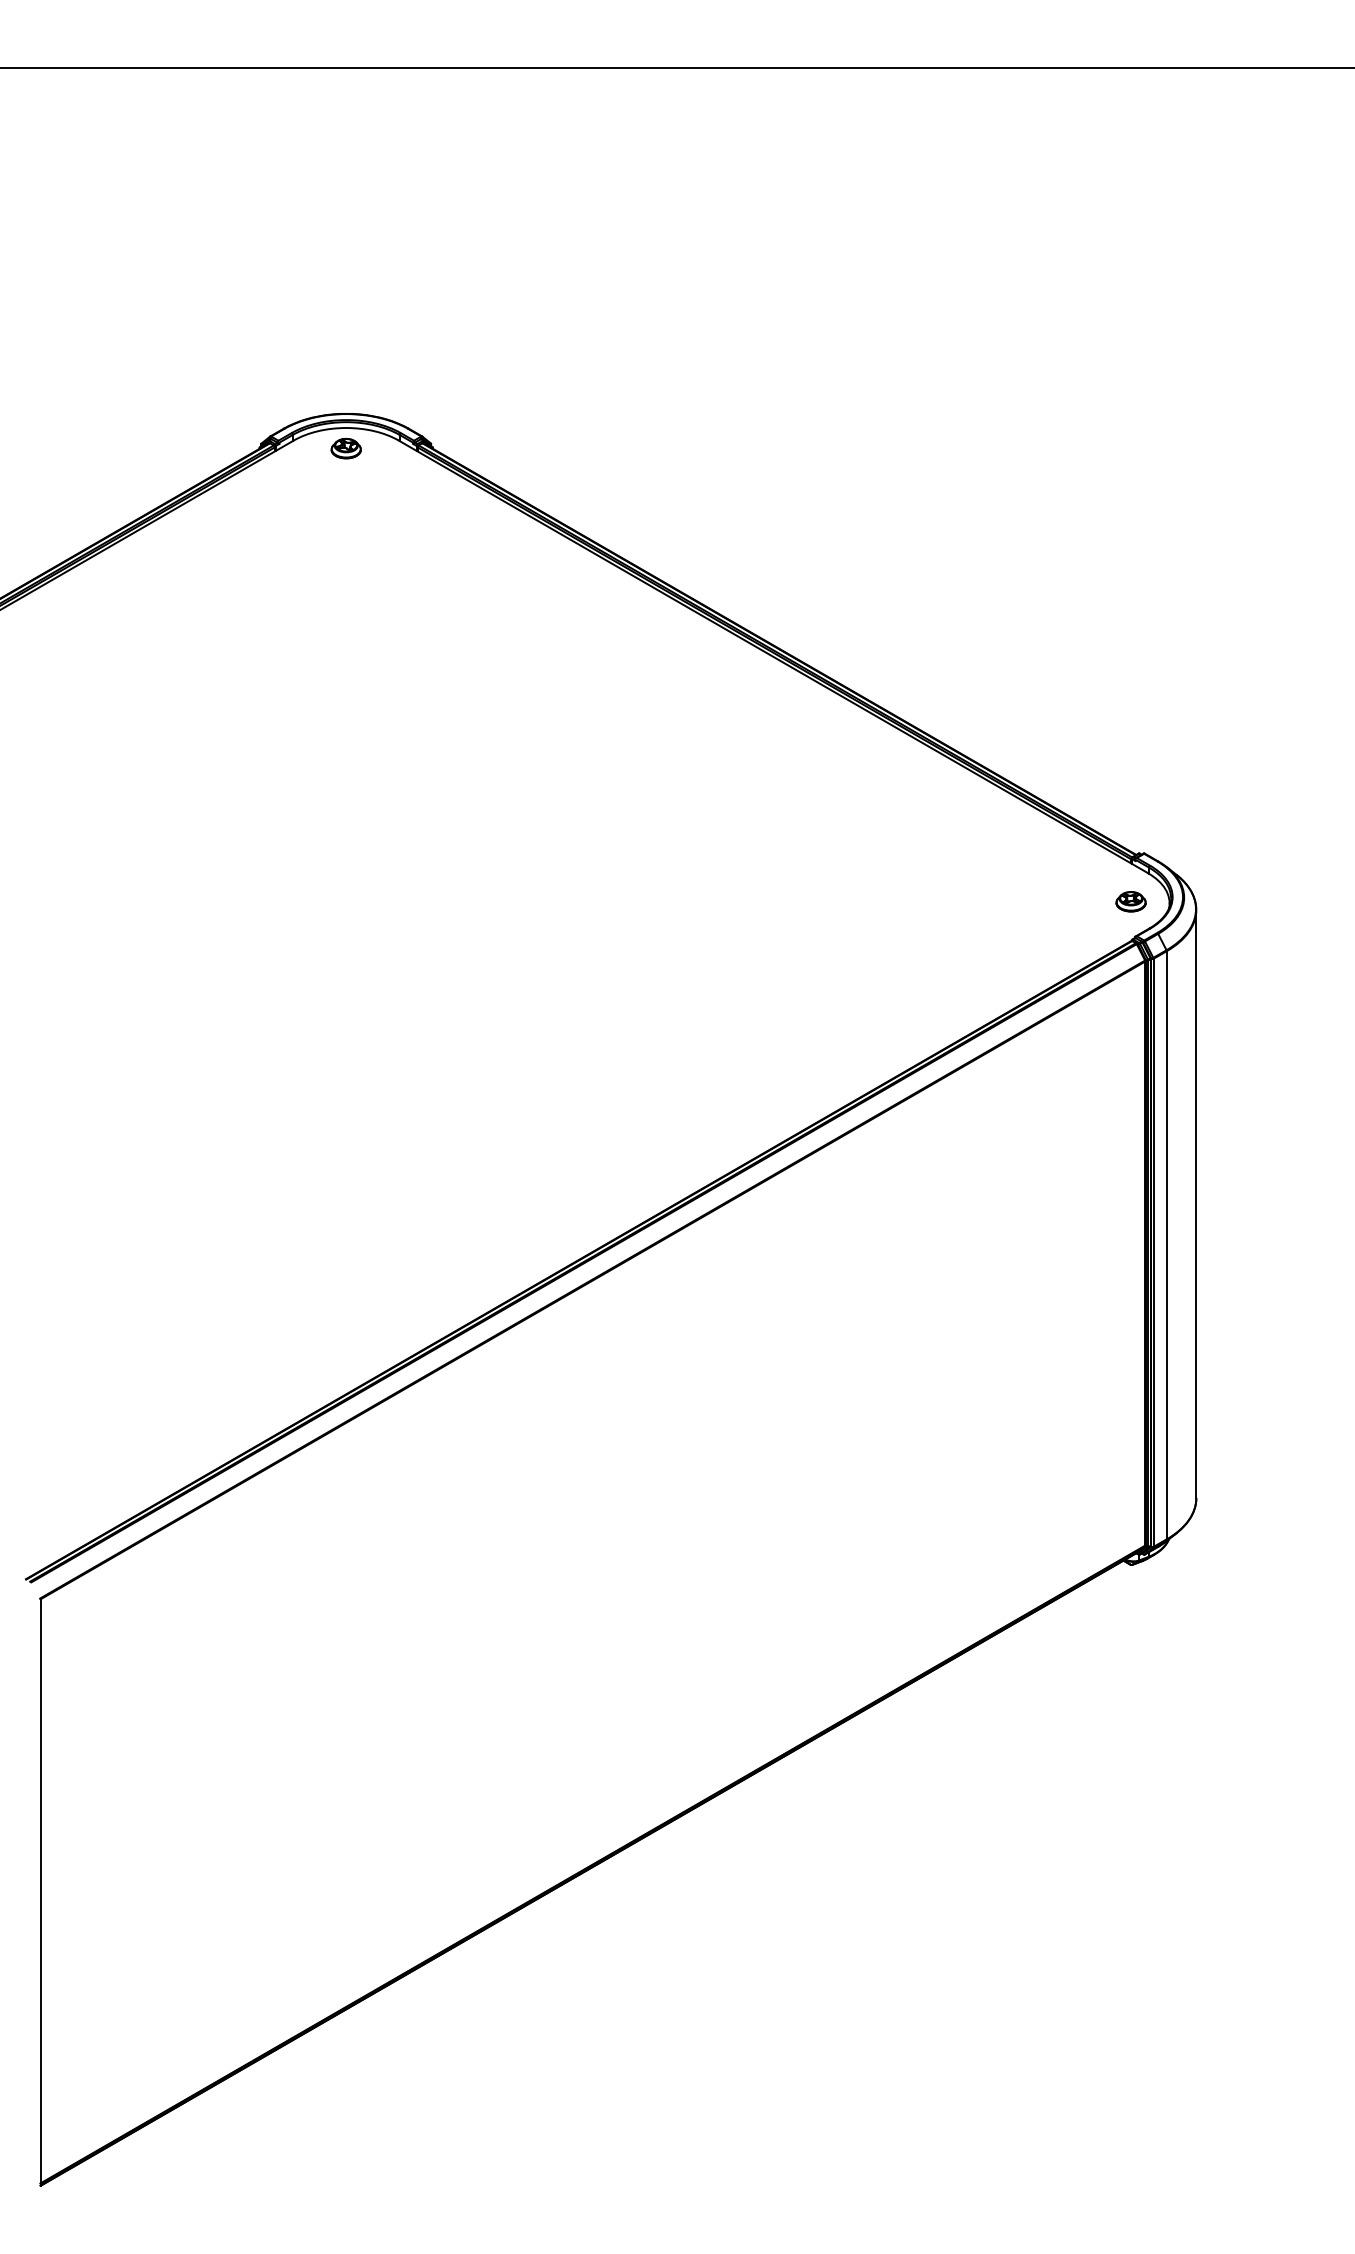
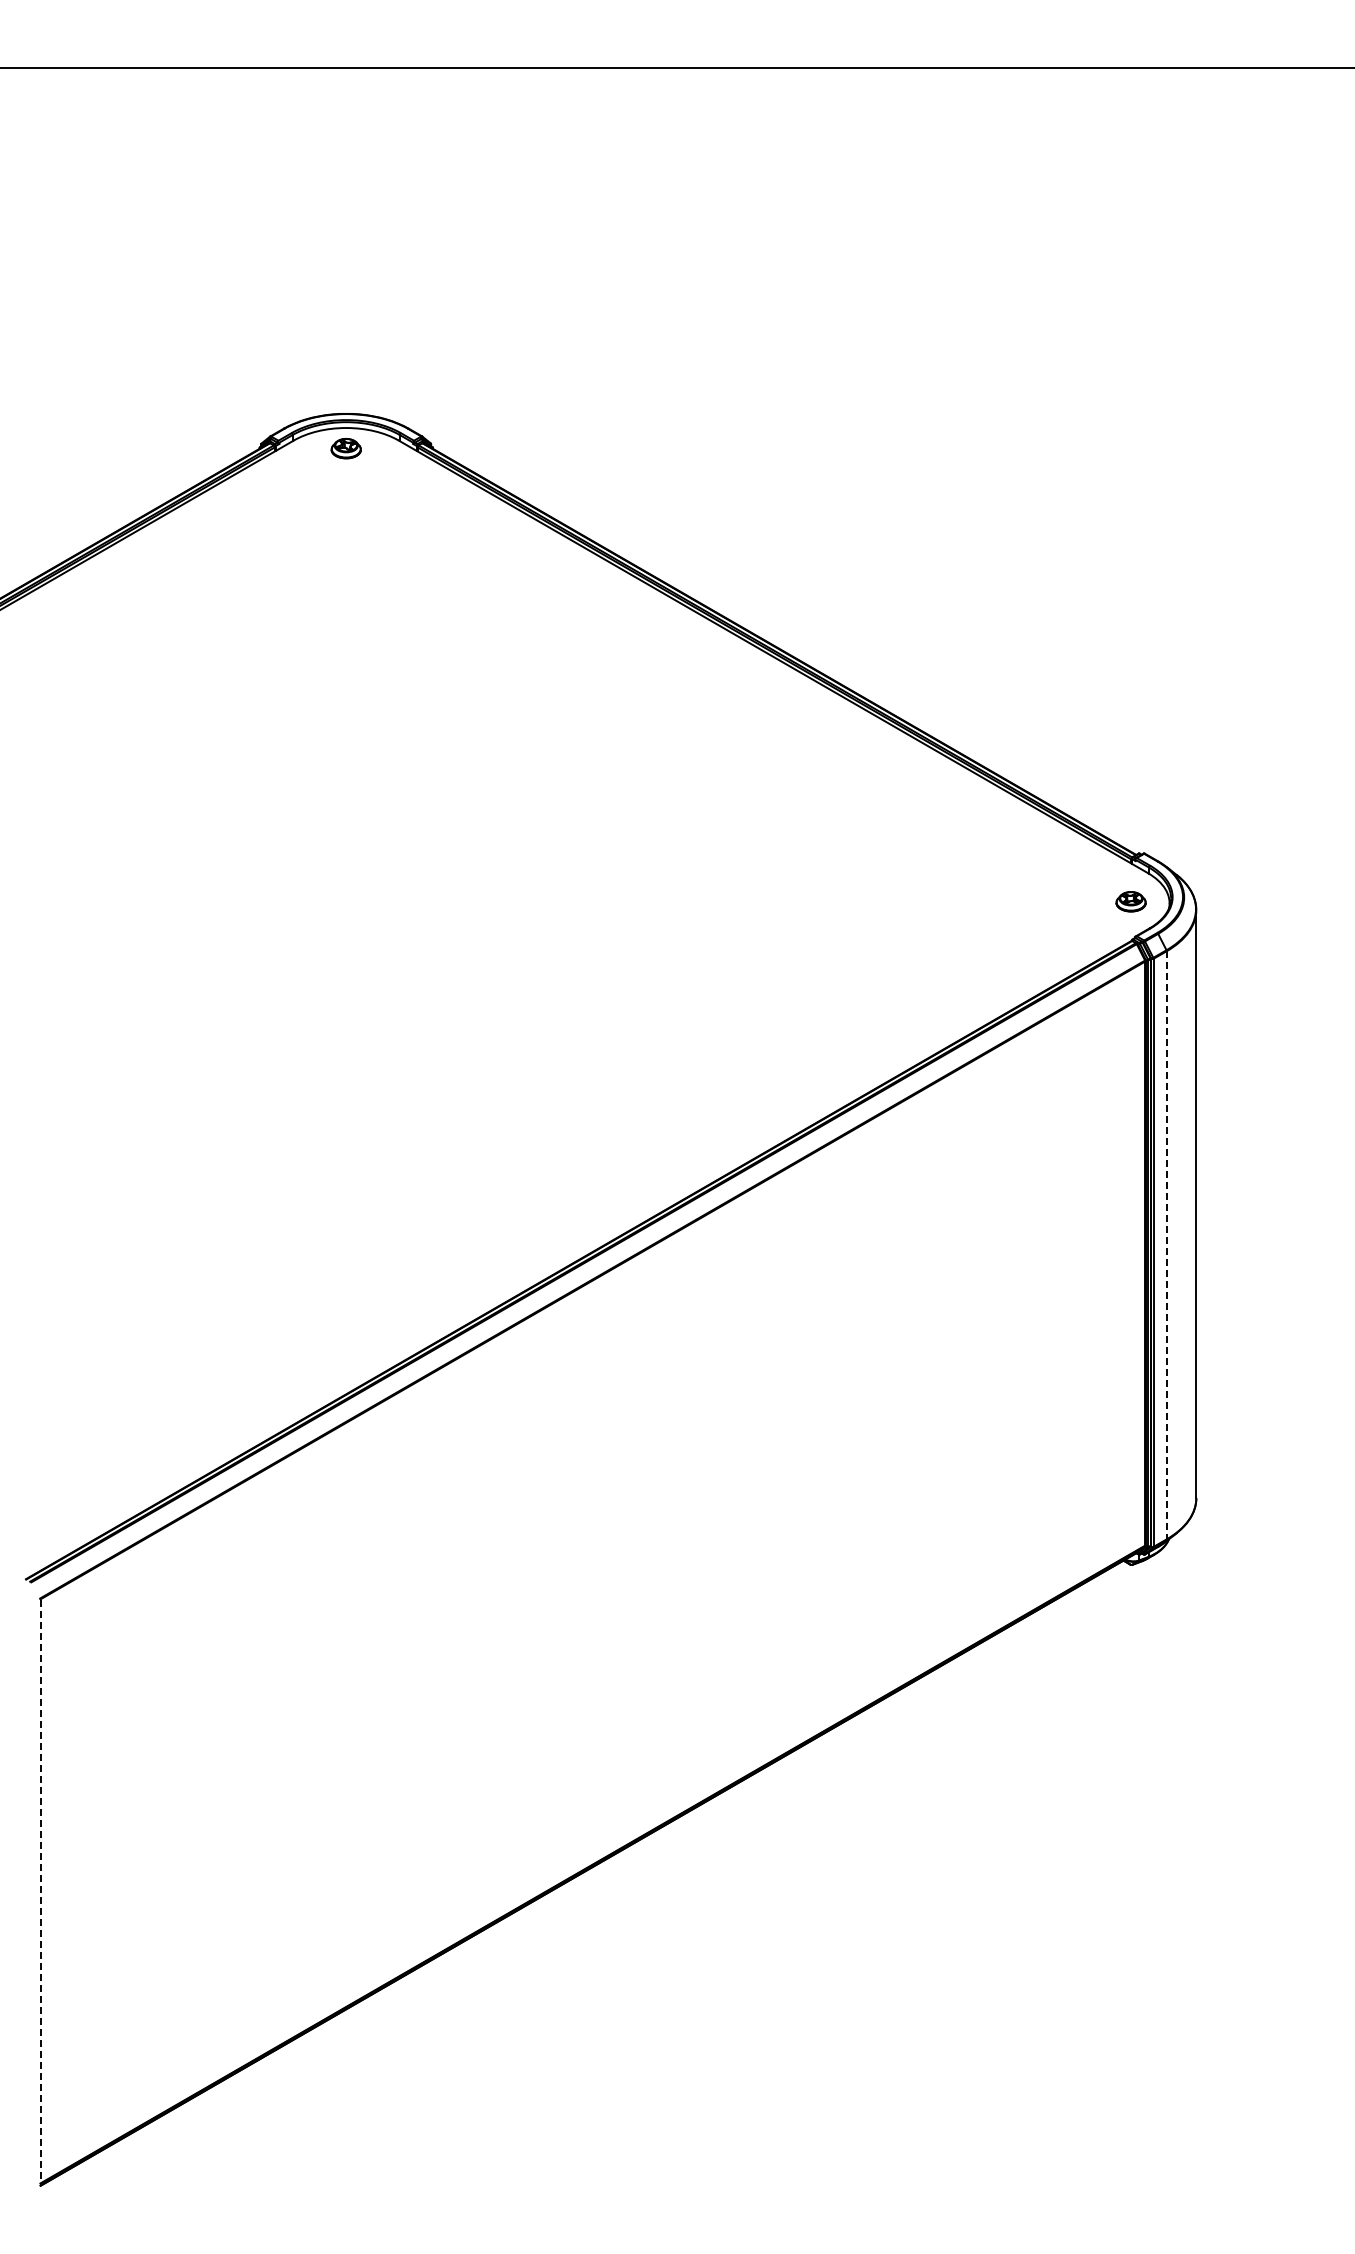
line: solid -> dashed (1166, 1245)
line: solid -> dashed (40, 1893)
